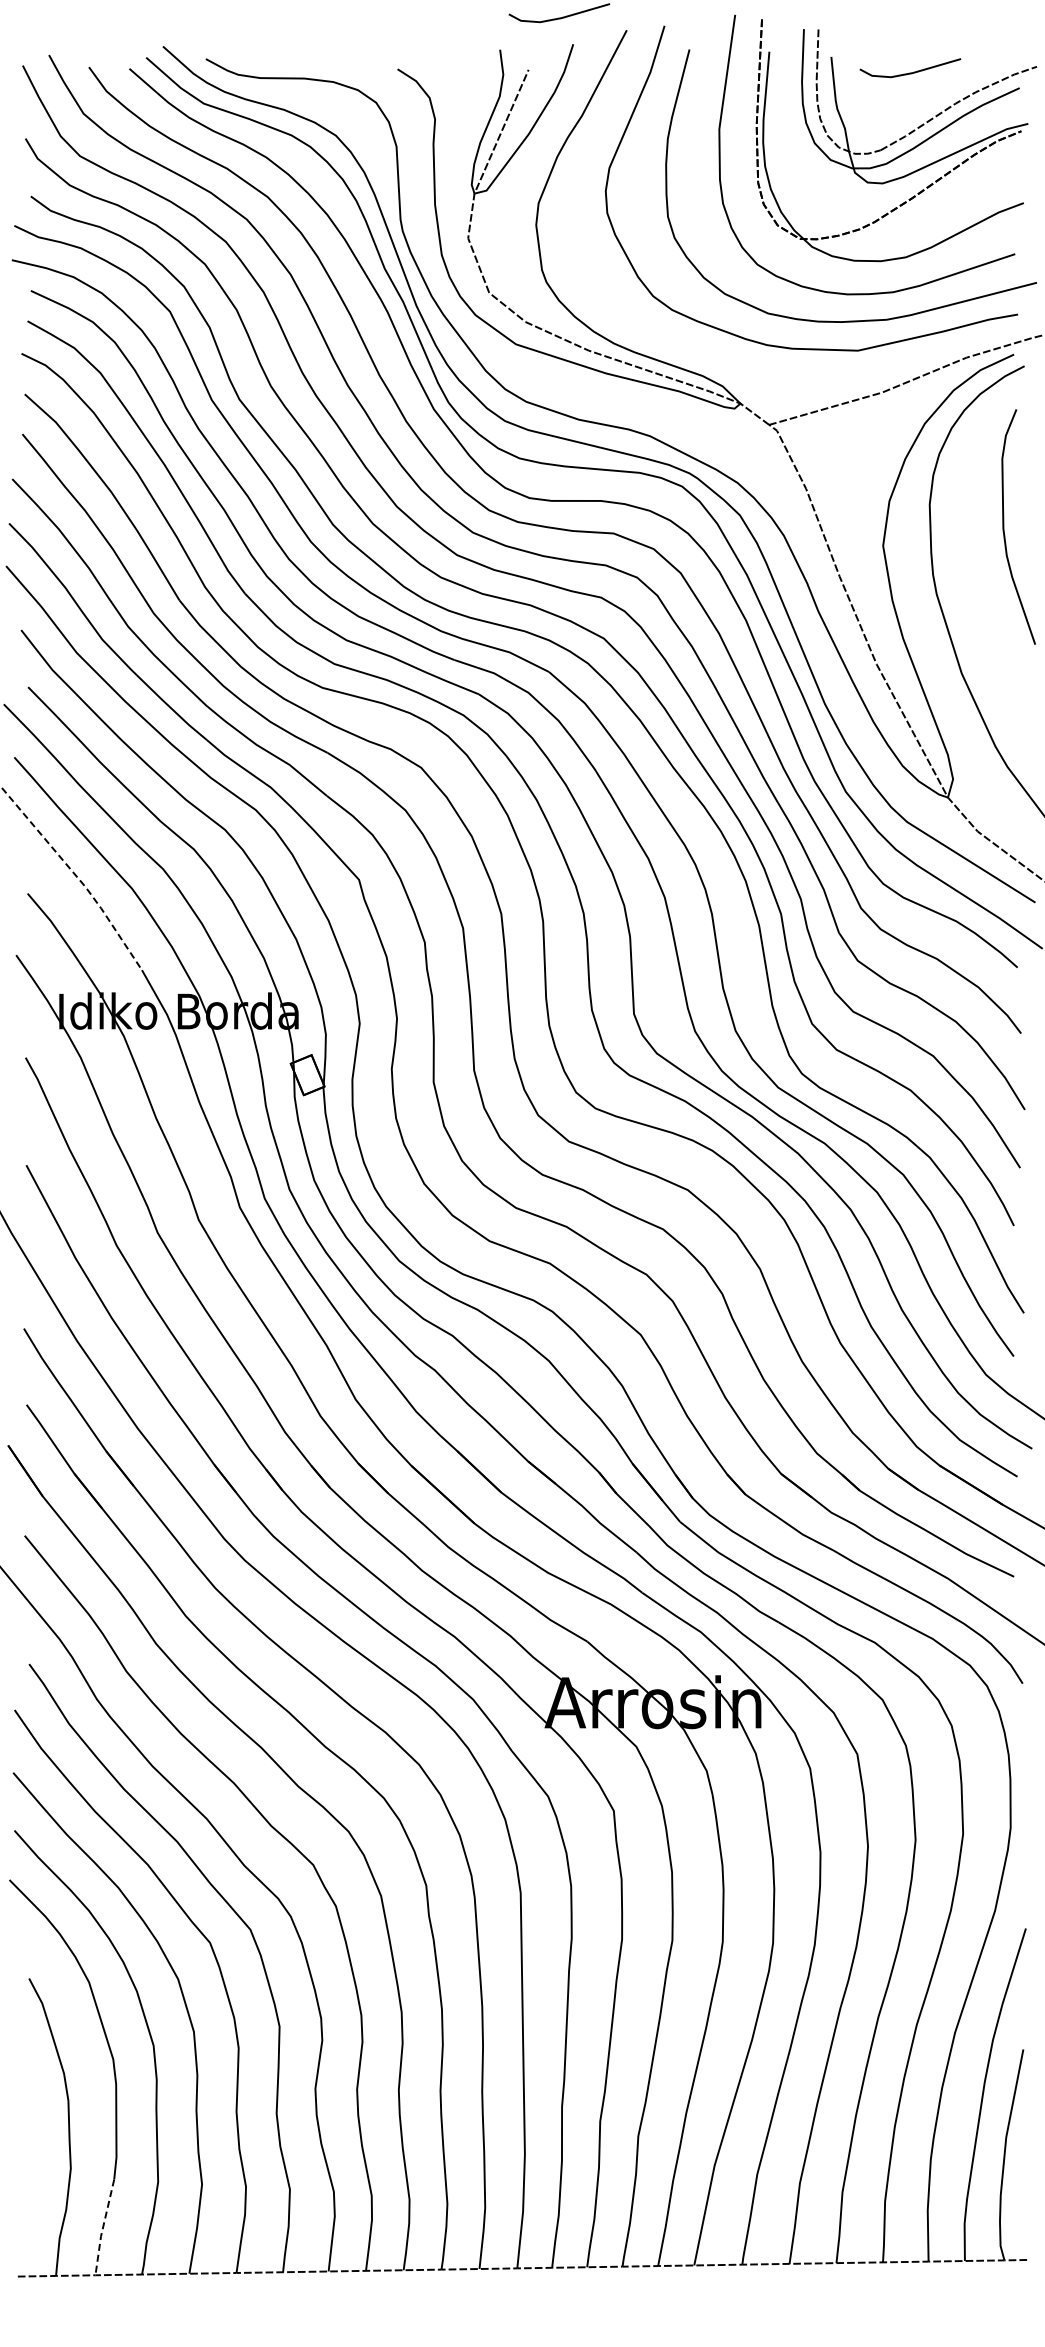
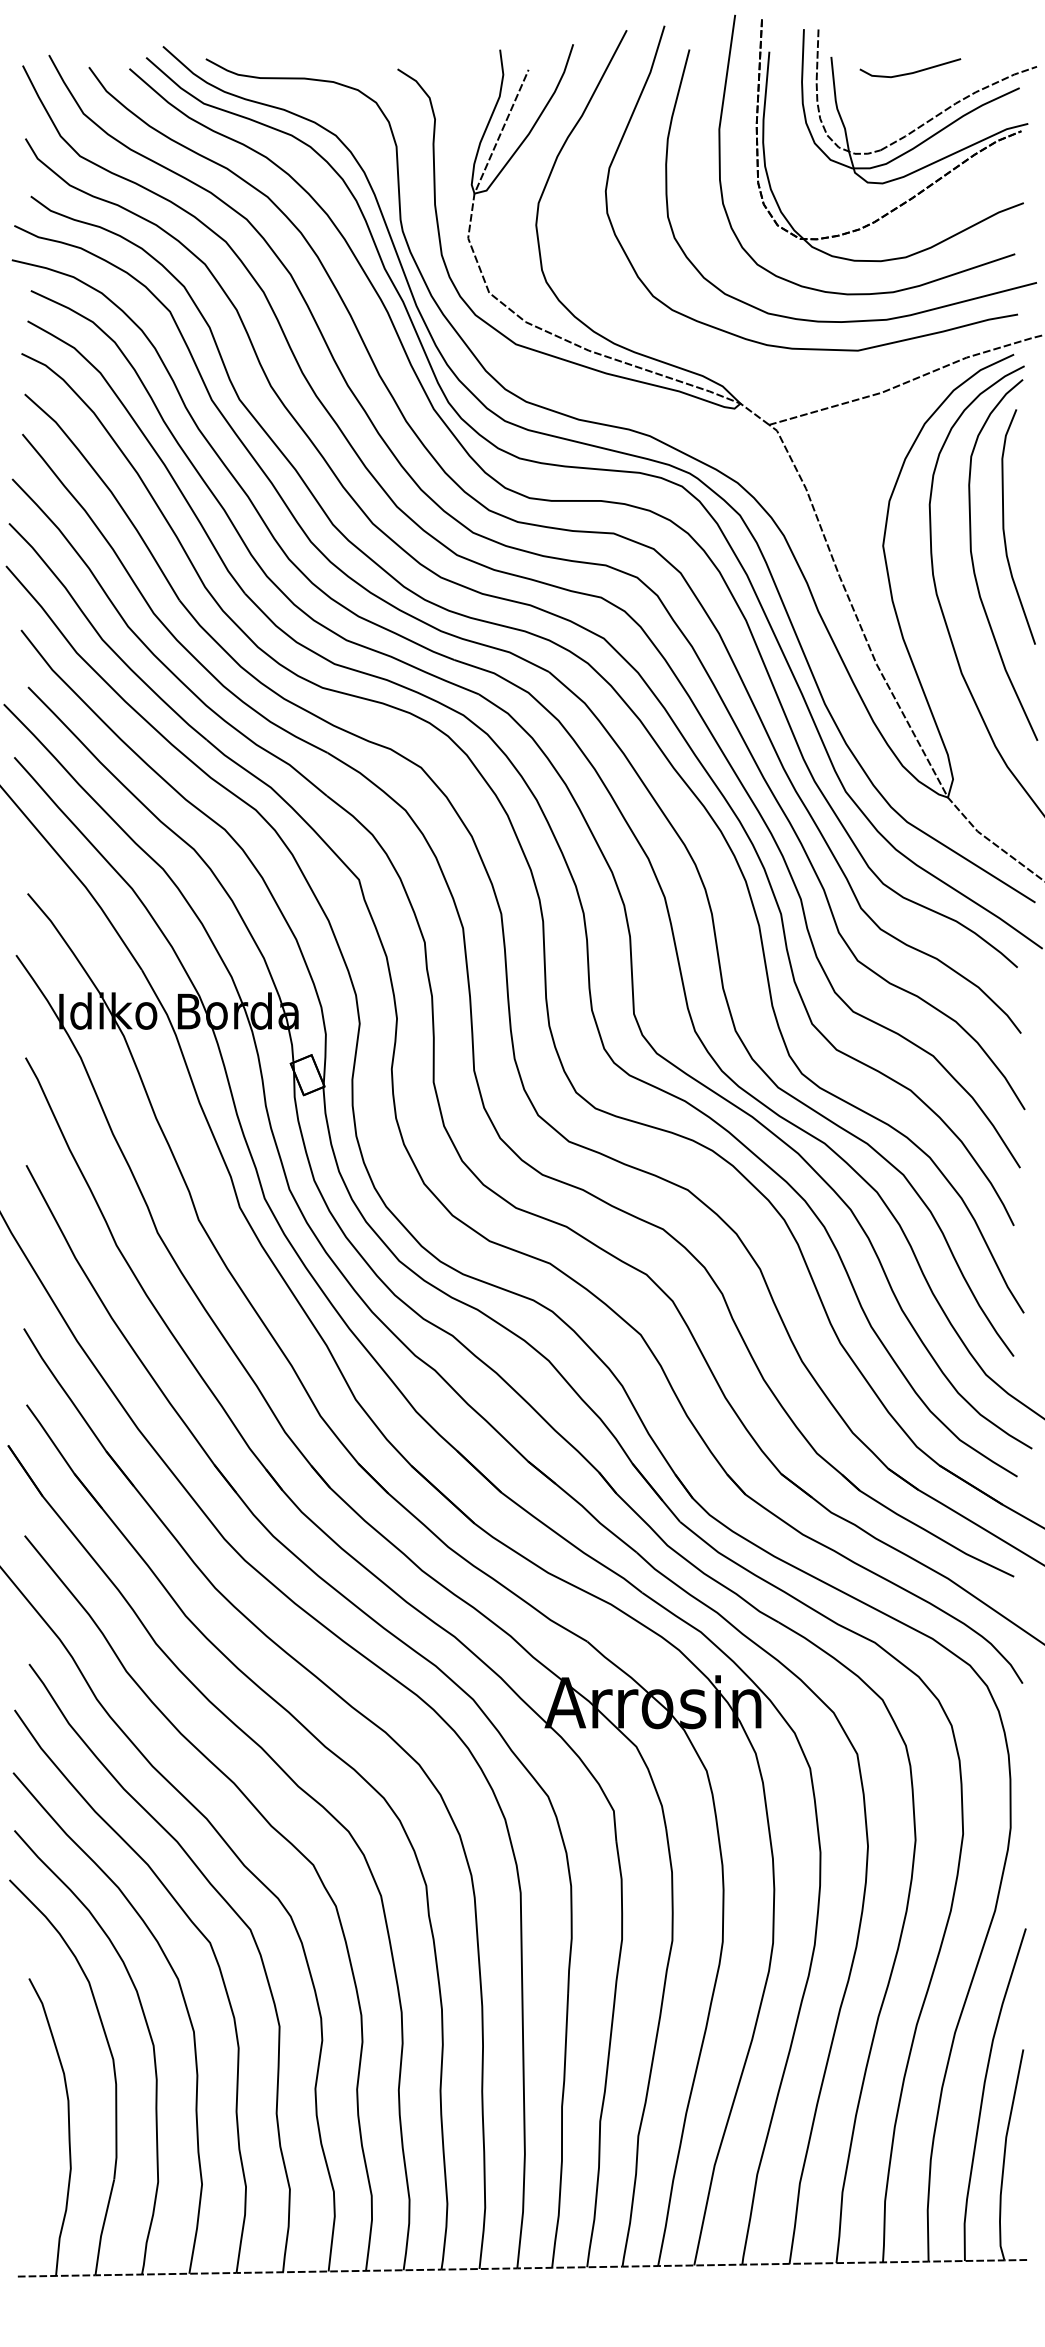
line: present -> none (559, 17)
curve: none -> present (974, 565)
line: dashed -> solid (75, 875)
line: dashed -> solid (103, 2227)
